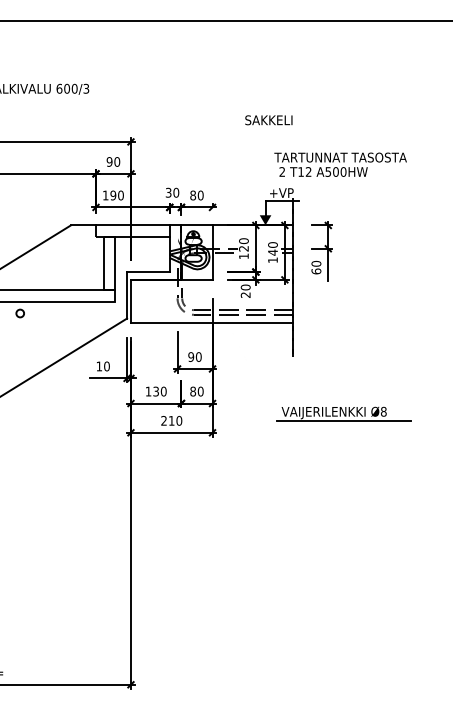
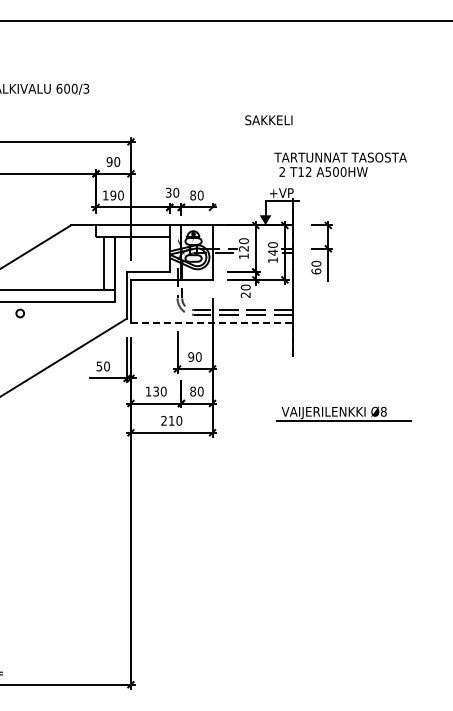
line: solid -> dashed (212, 322)
text: 10 -> 50 (99, 366)
